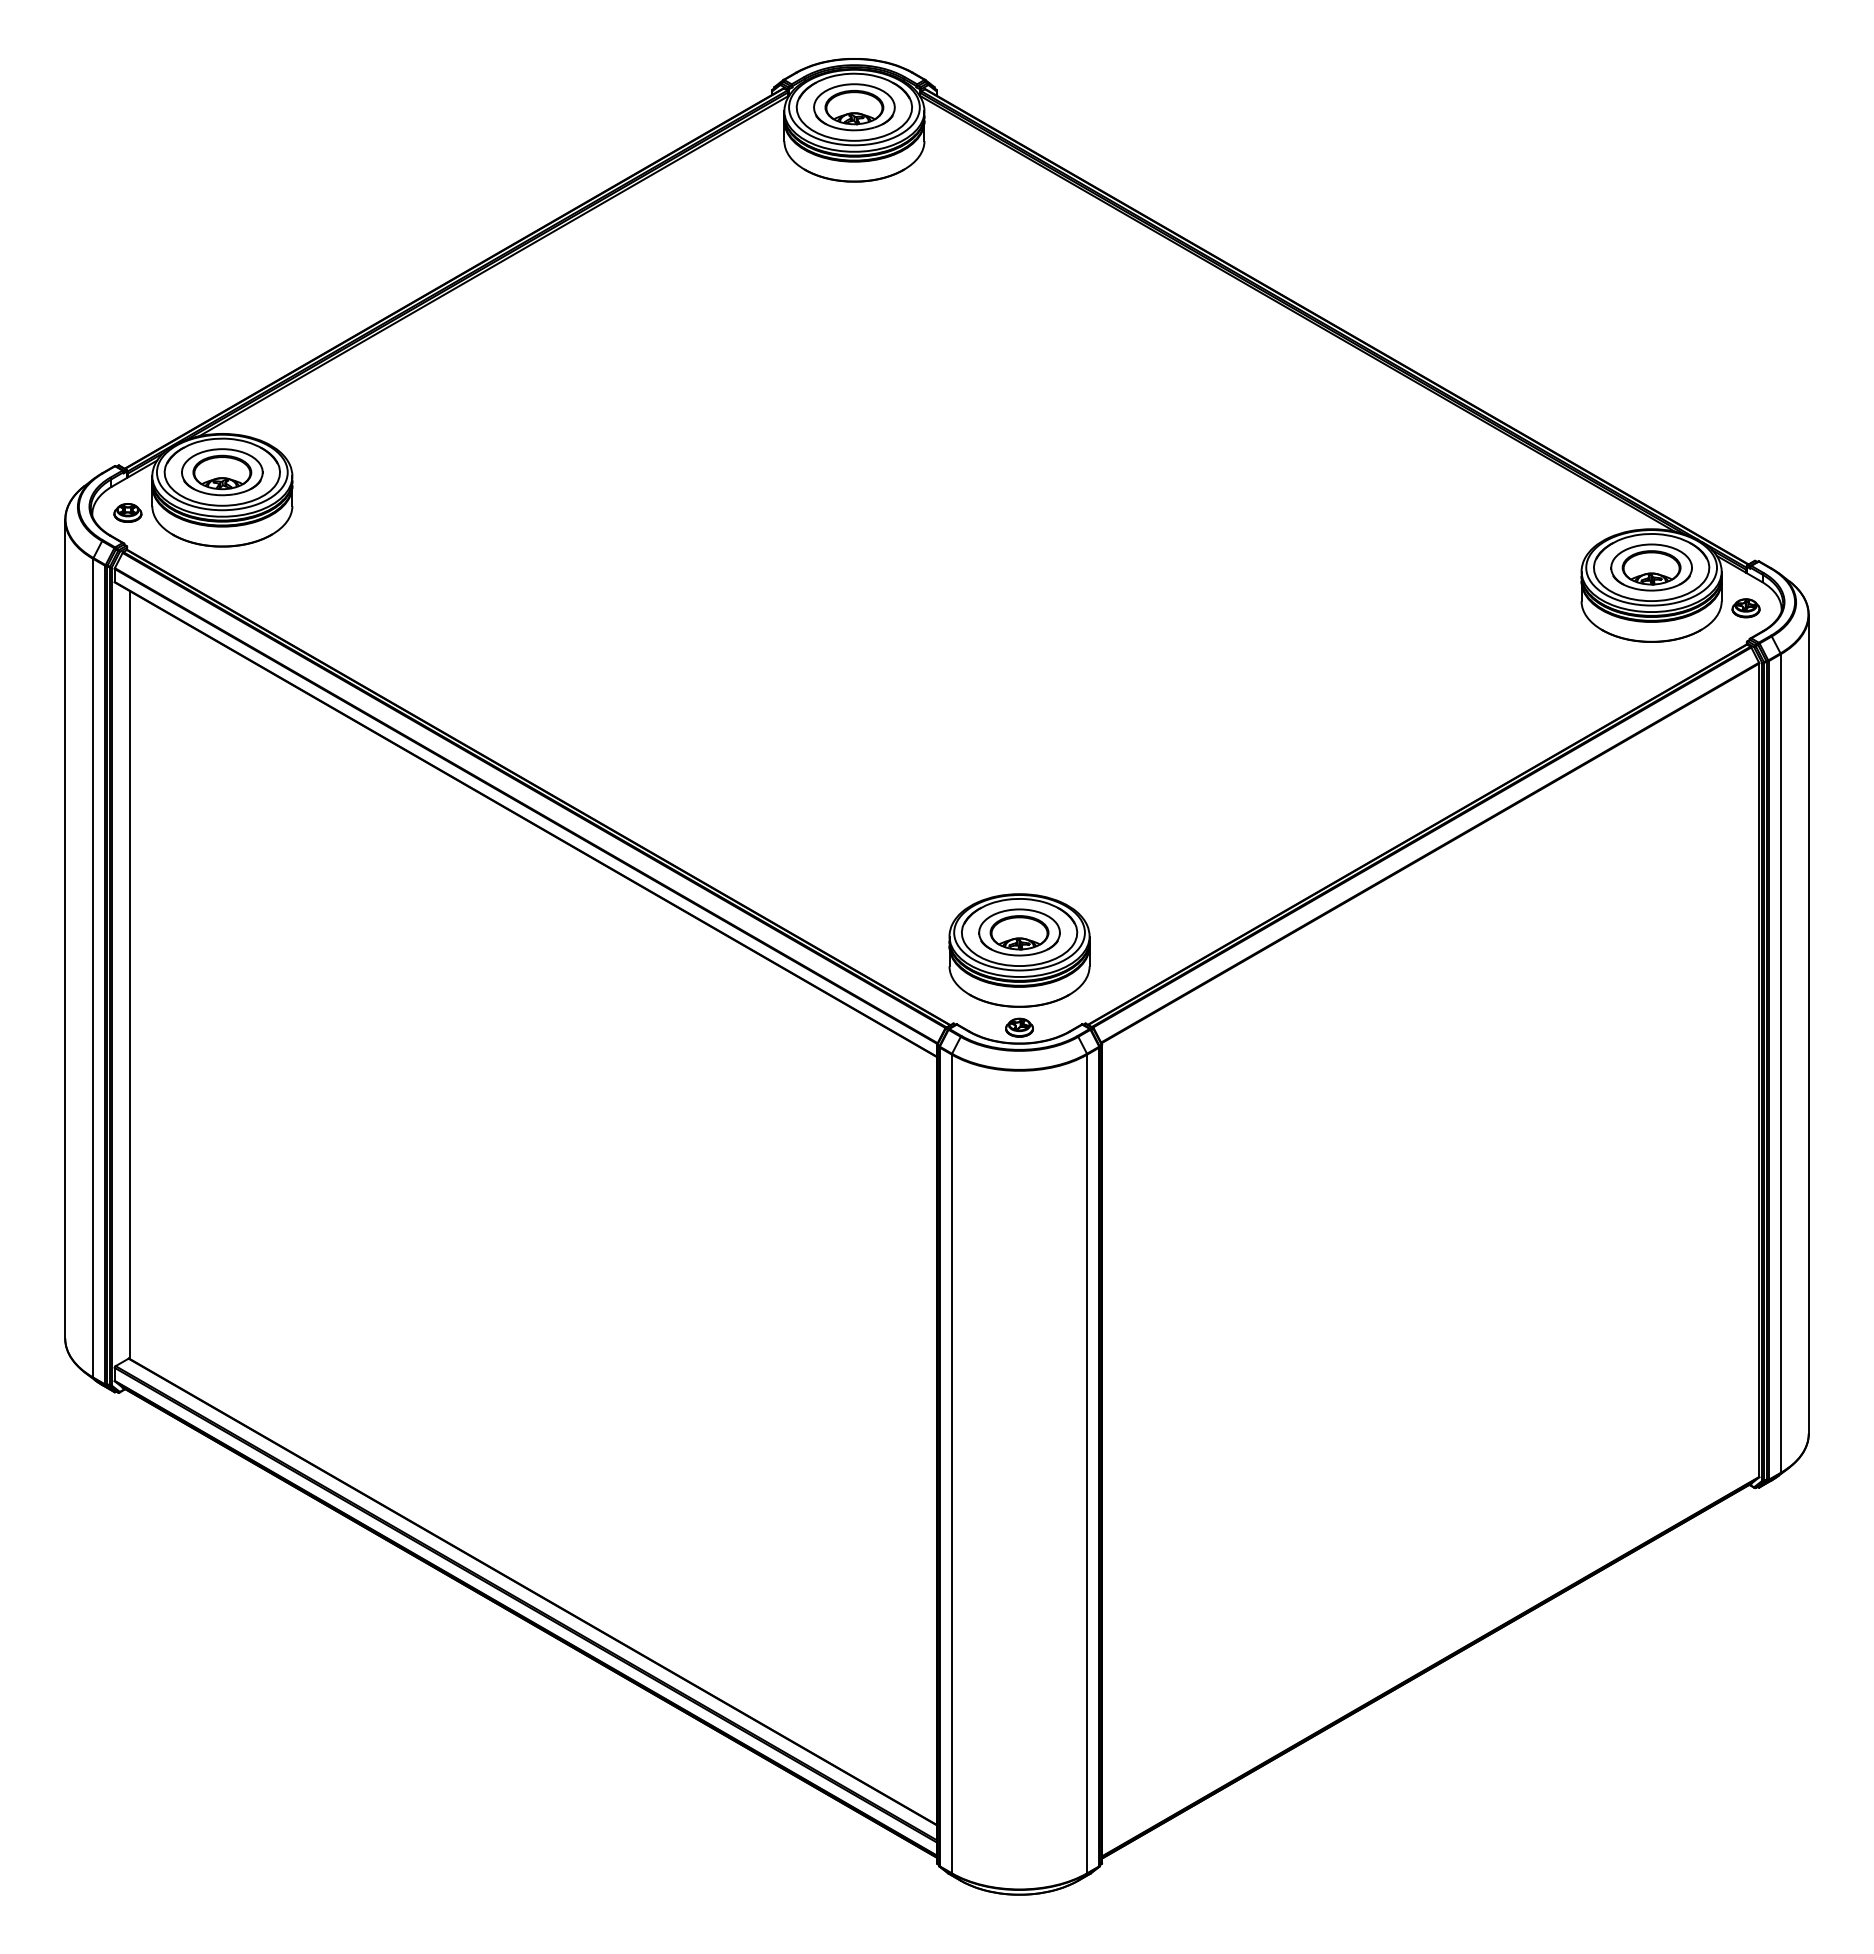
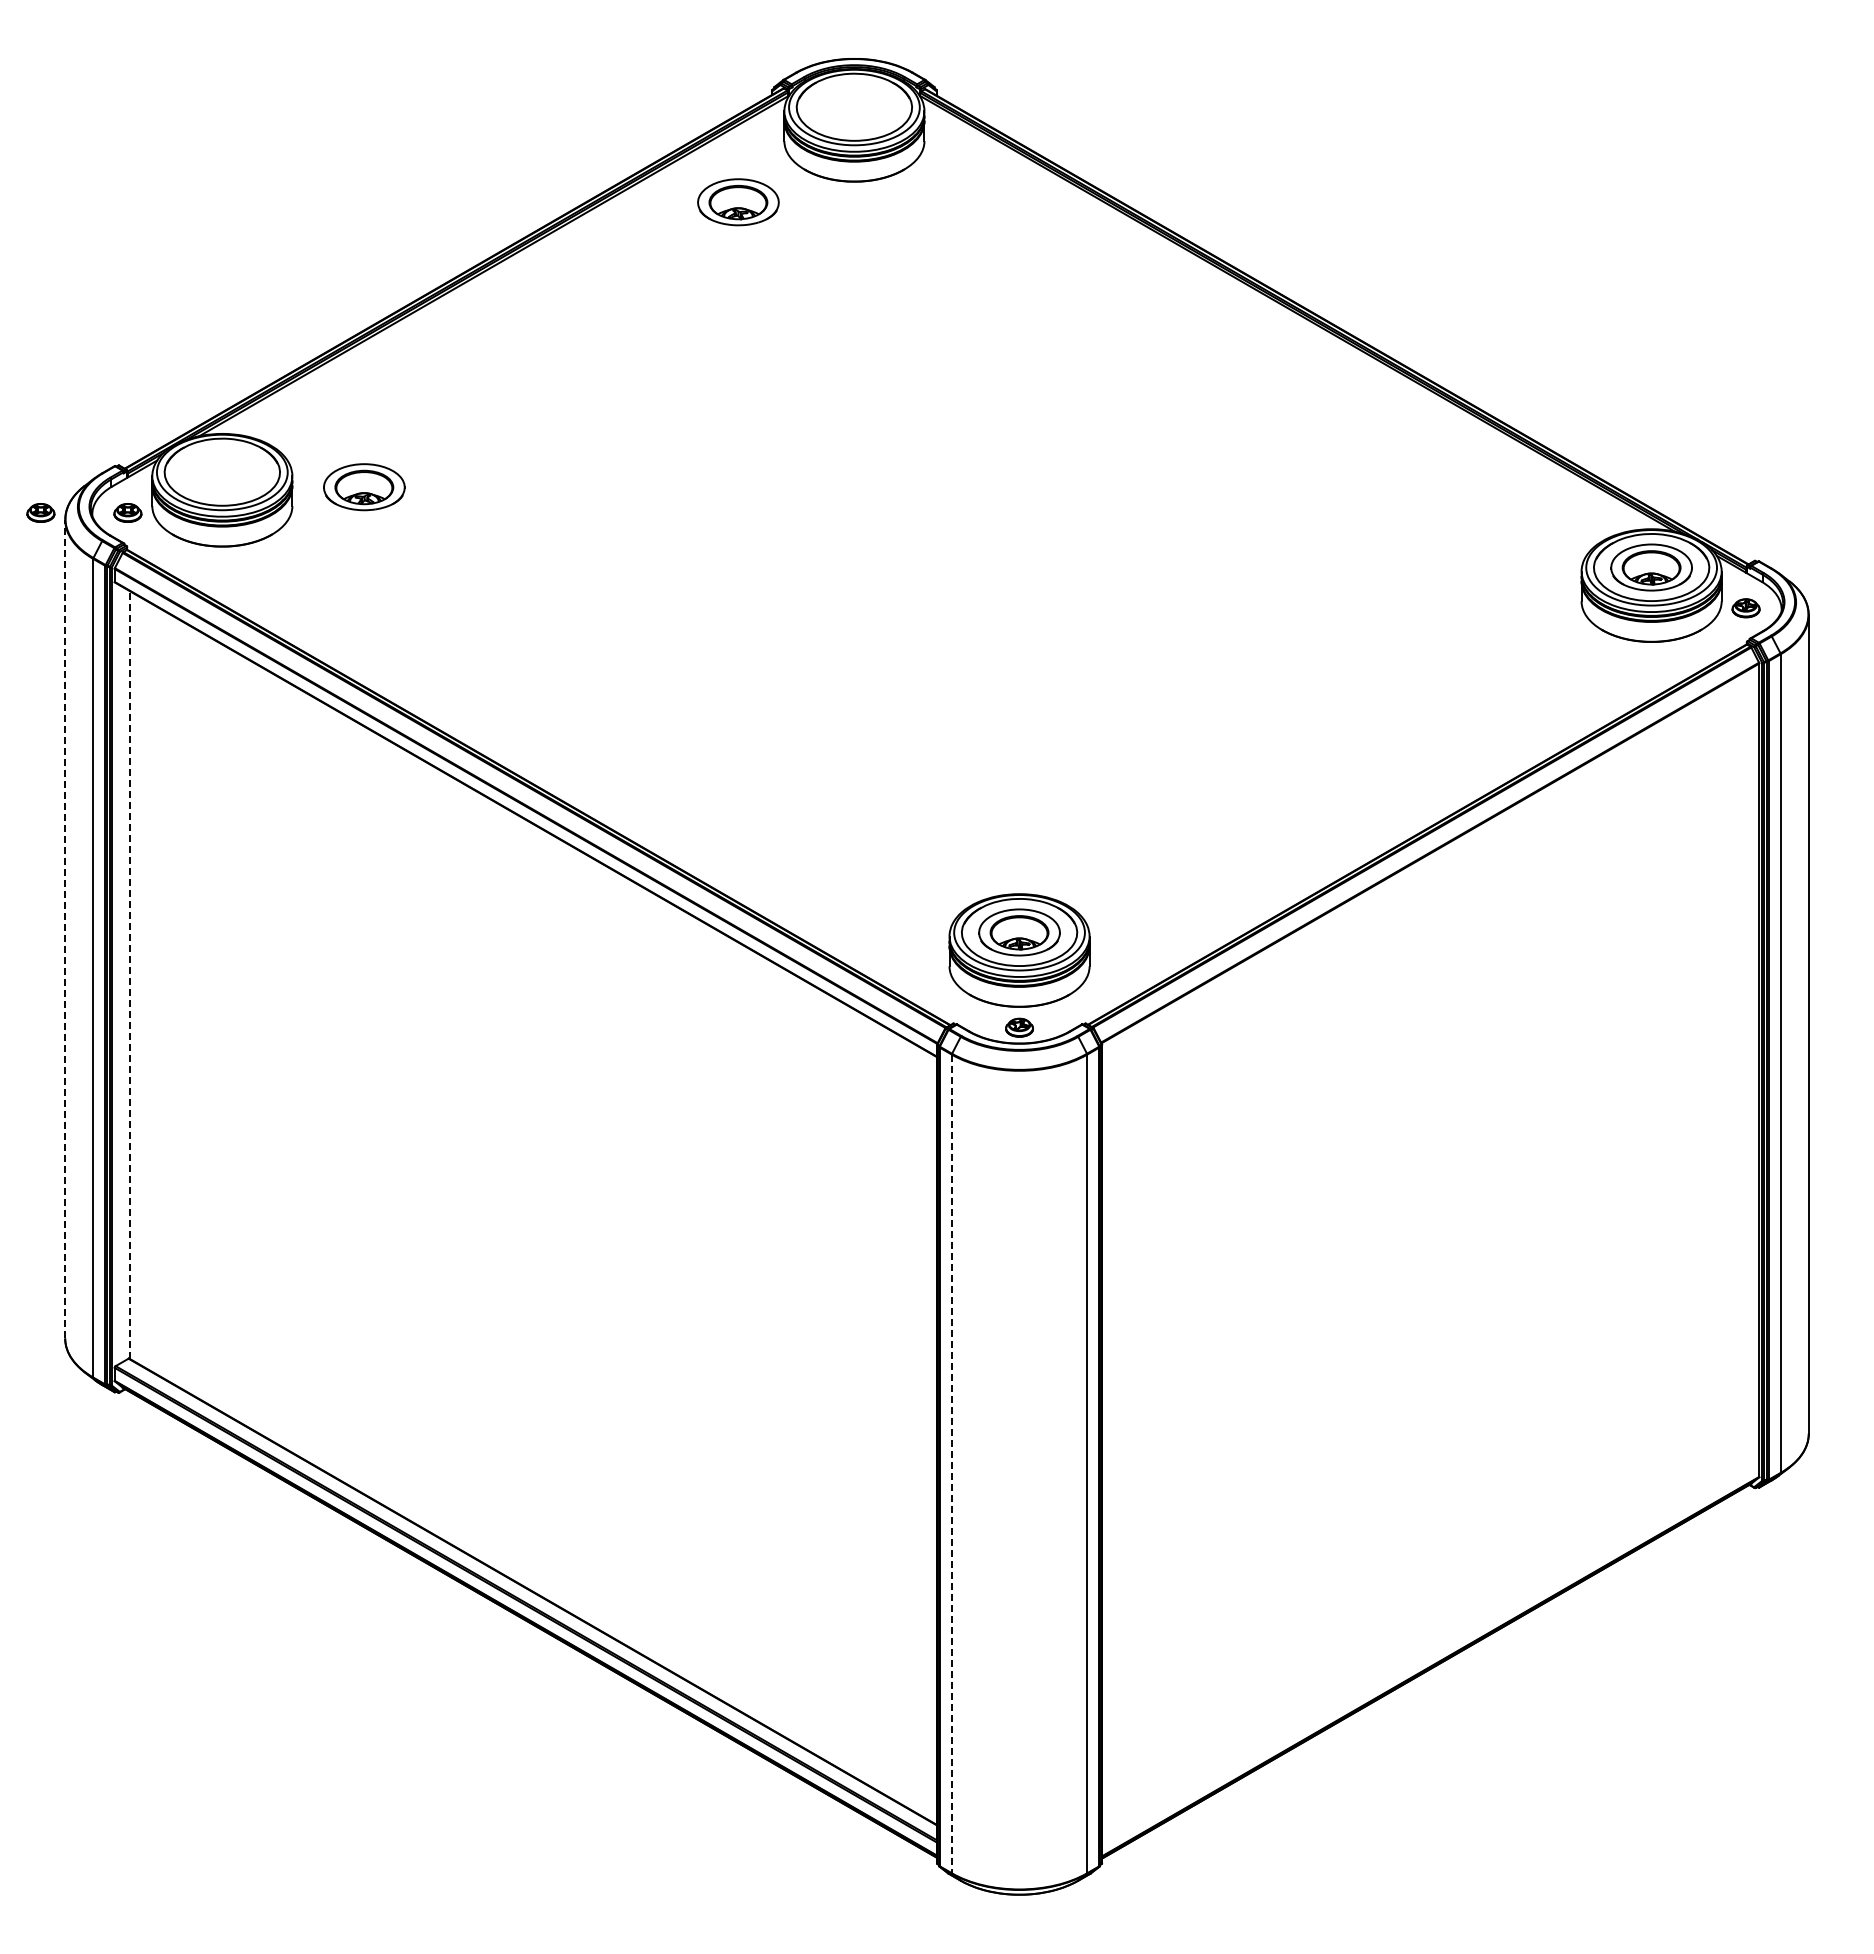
part position: (854, 107) -> (738, 202) (738, 202)
part position: (222, 472) -> (364, 487) (364, 487)
part: none -> present (40, 512)
line: solid -> dashed (65, 928)
line: solid -> dashed (129, 974)
line: solid -> dashed (951, 1464)
